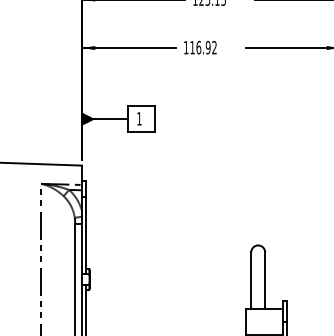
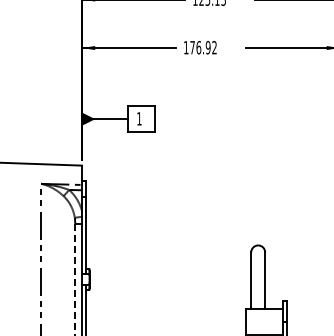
text: 116.92 -> 176.92 (192, 47)
line: solid -> dashed (75, 280)
